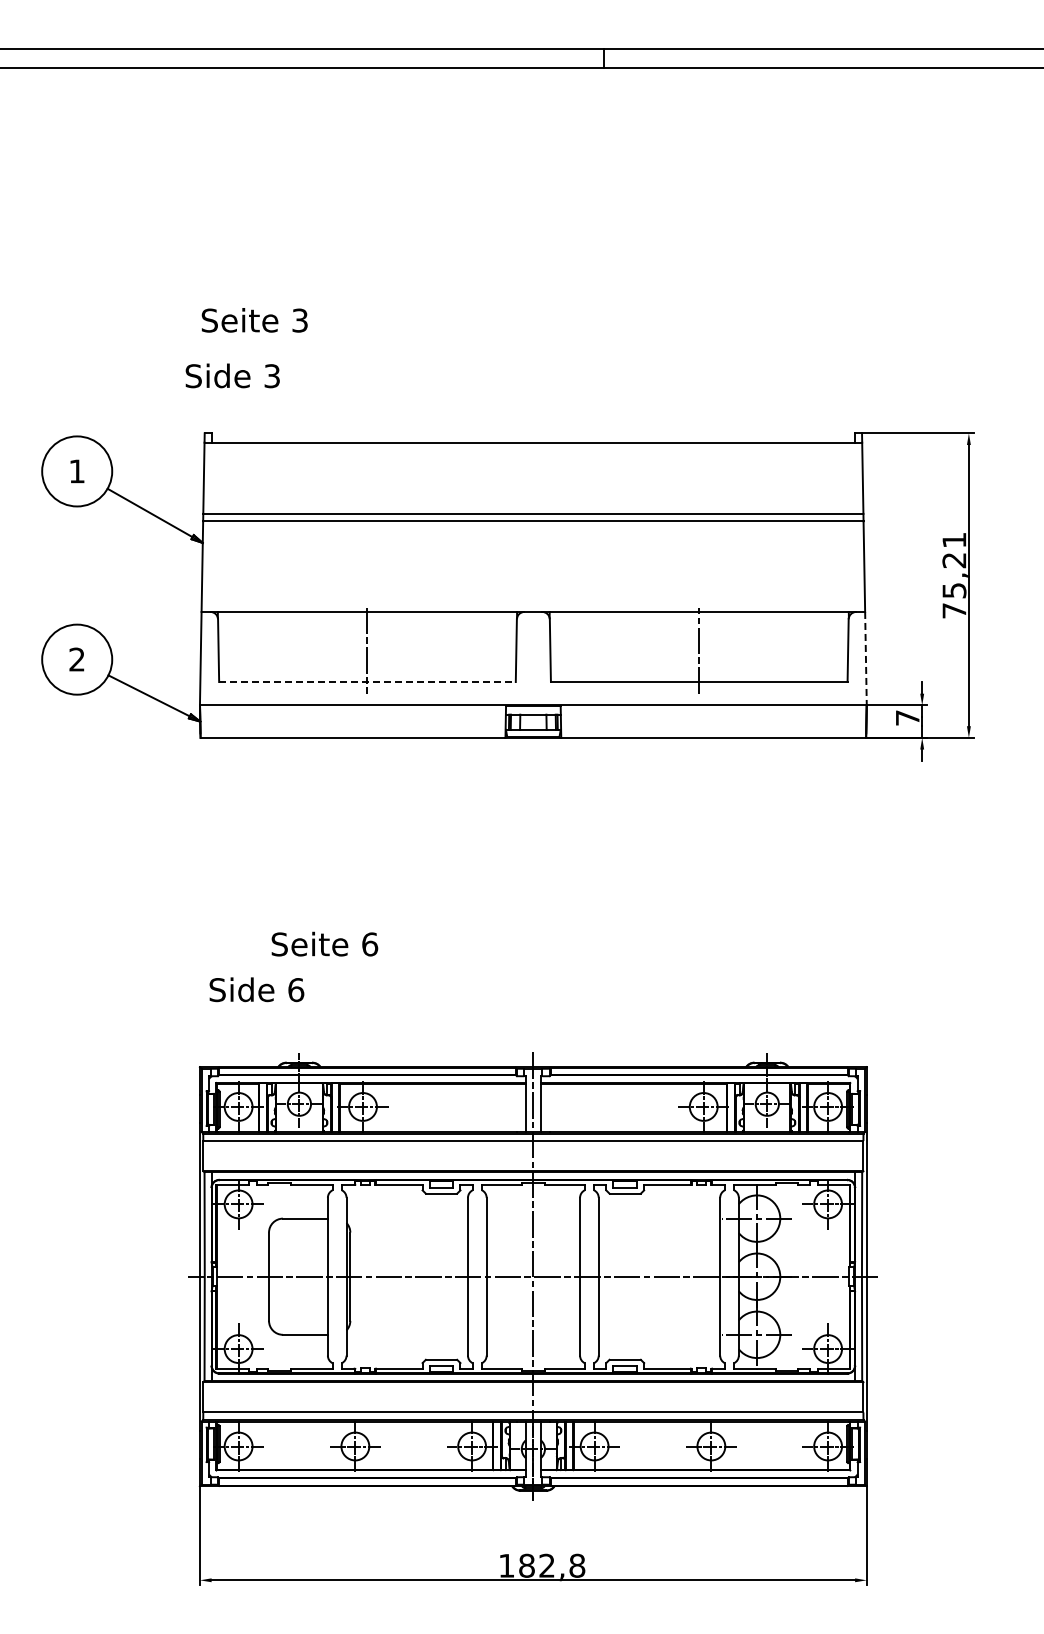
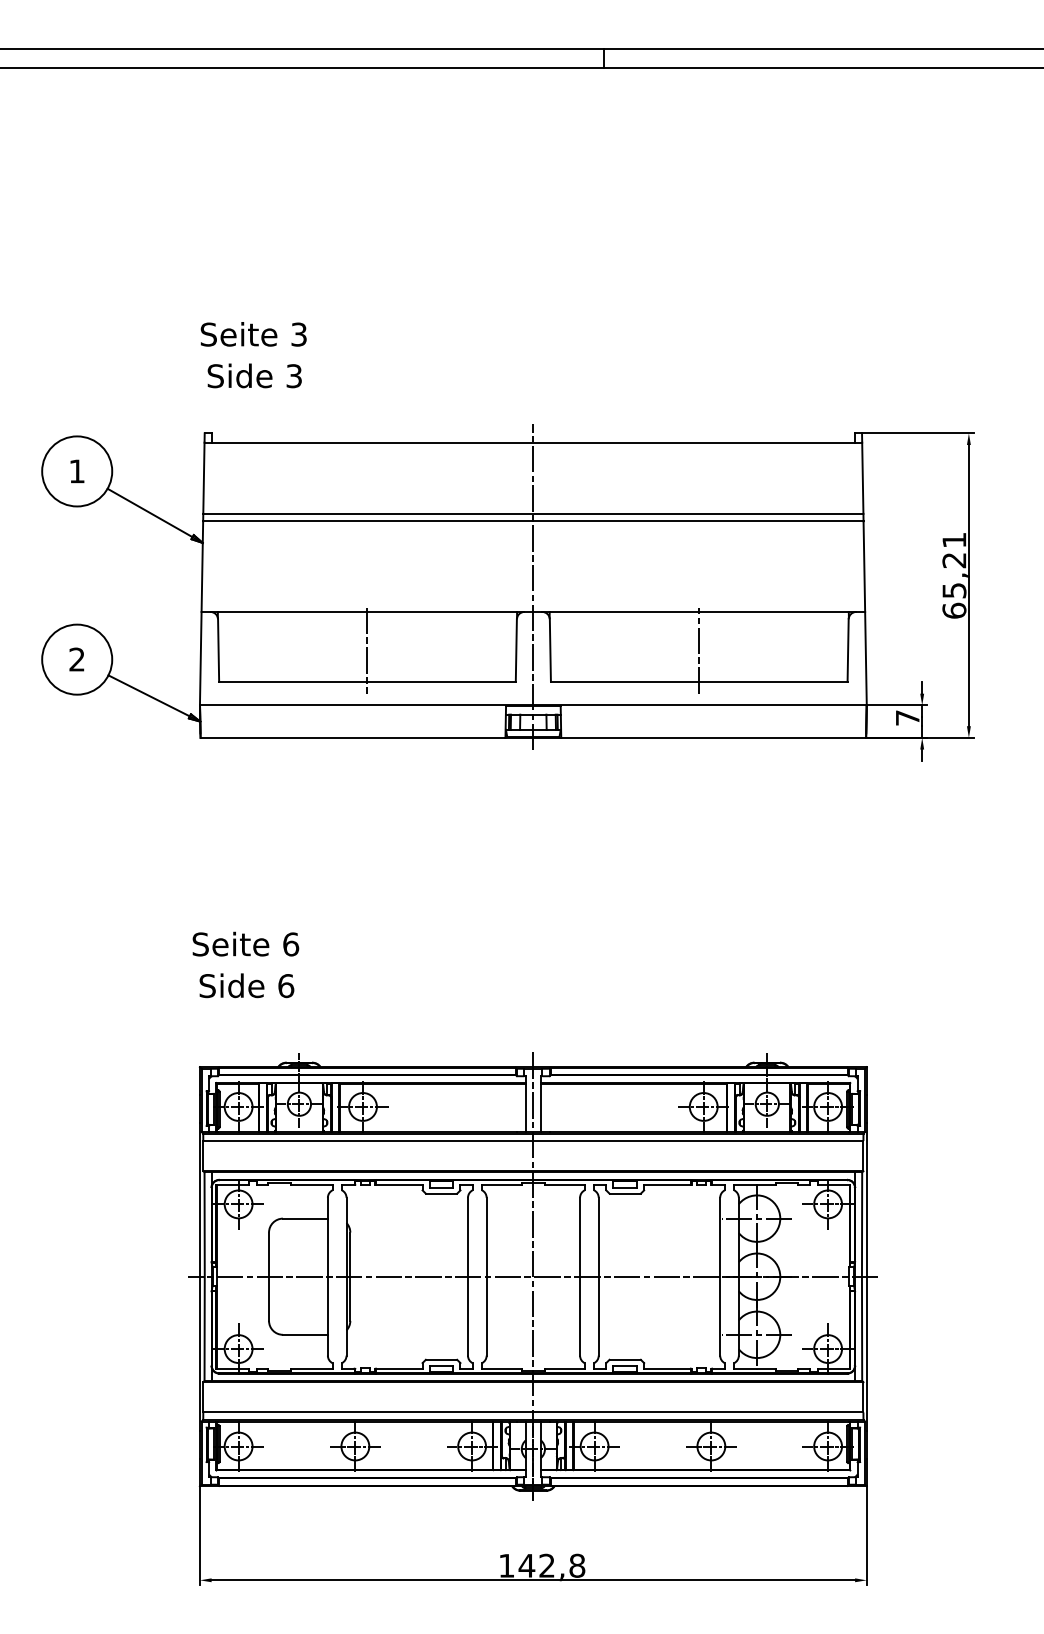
text position: (254, 320) -> (253, 334) (253, 334)
text position: (232, 375) -> (254, 375) (254, 375)
line: none -> present (533, 586)
text: 75,21 -> 65,21 (954, 610)
line: dashed -> solid (865, 658)
line: dashed -> solid (367, 682)
text position: (324, 943) -> (245, 943) (245, 943)
text position: (256, 989) -> (246, 985) (246, 985)
text: 182,8 -> 142,8 (526, 1565)
